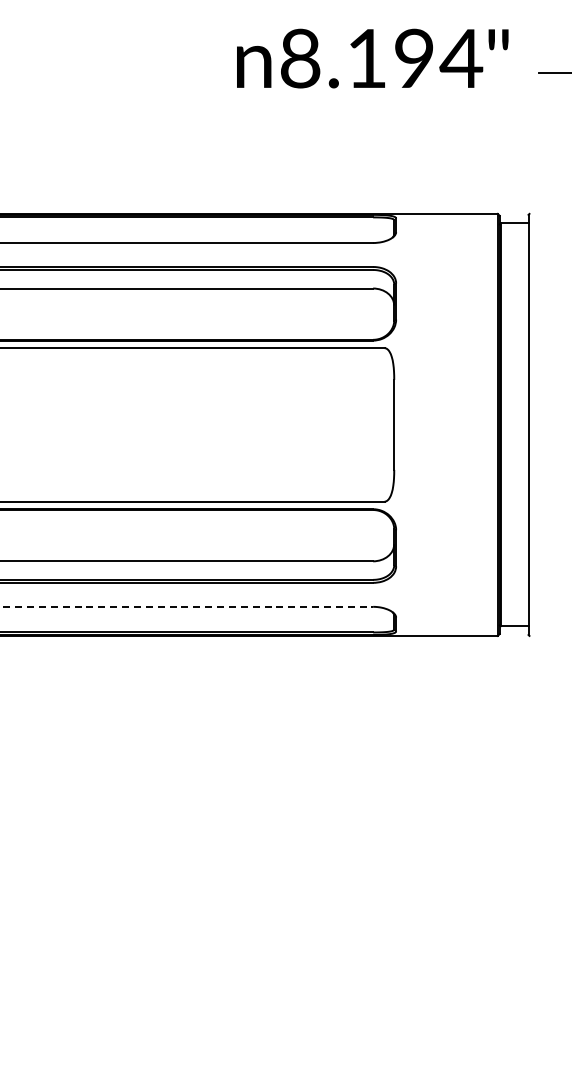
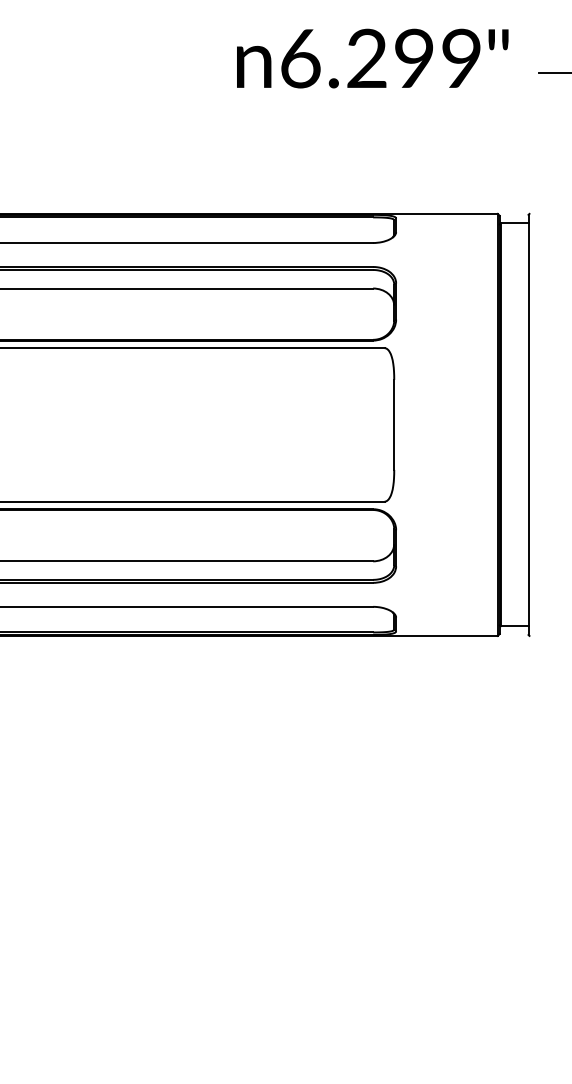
text: 8.194 -> 6.299 (382, 57)
line: dashed -> solid (187, 606)
